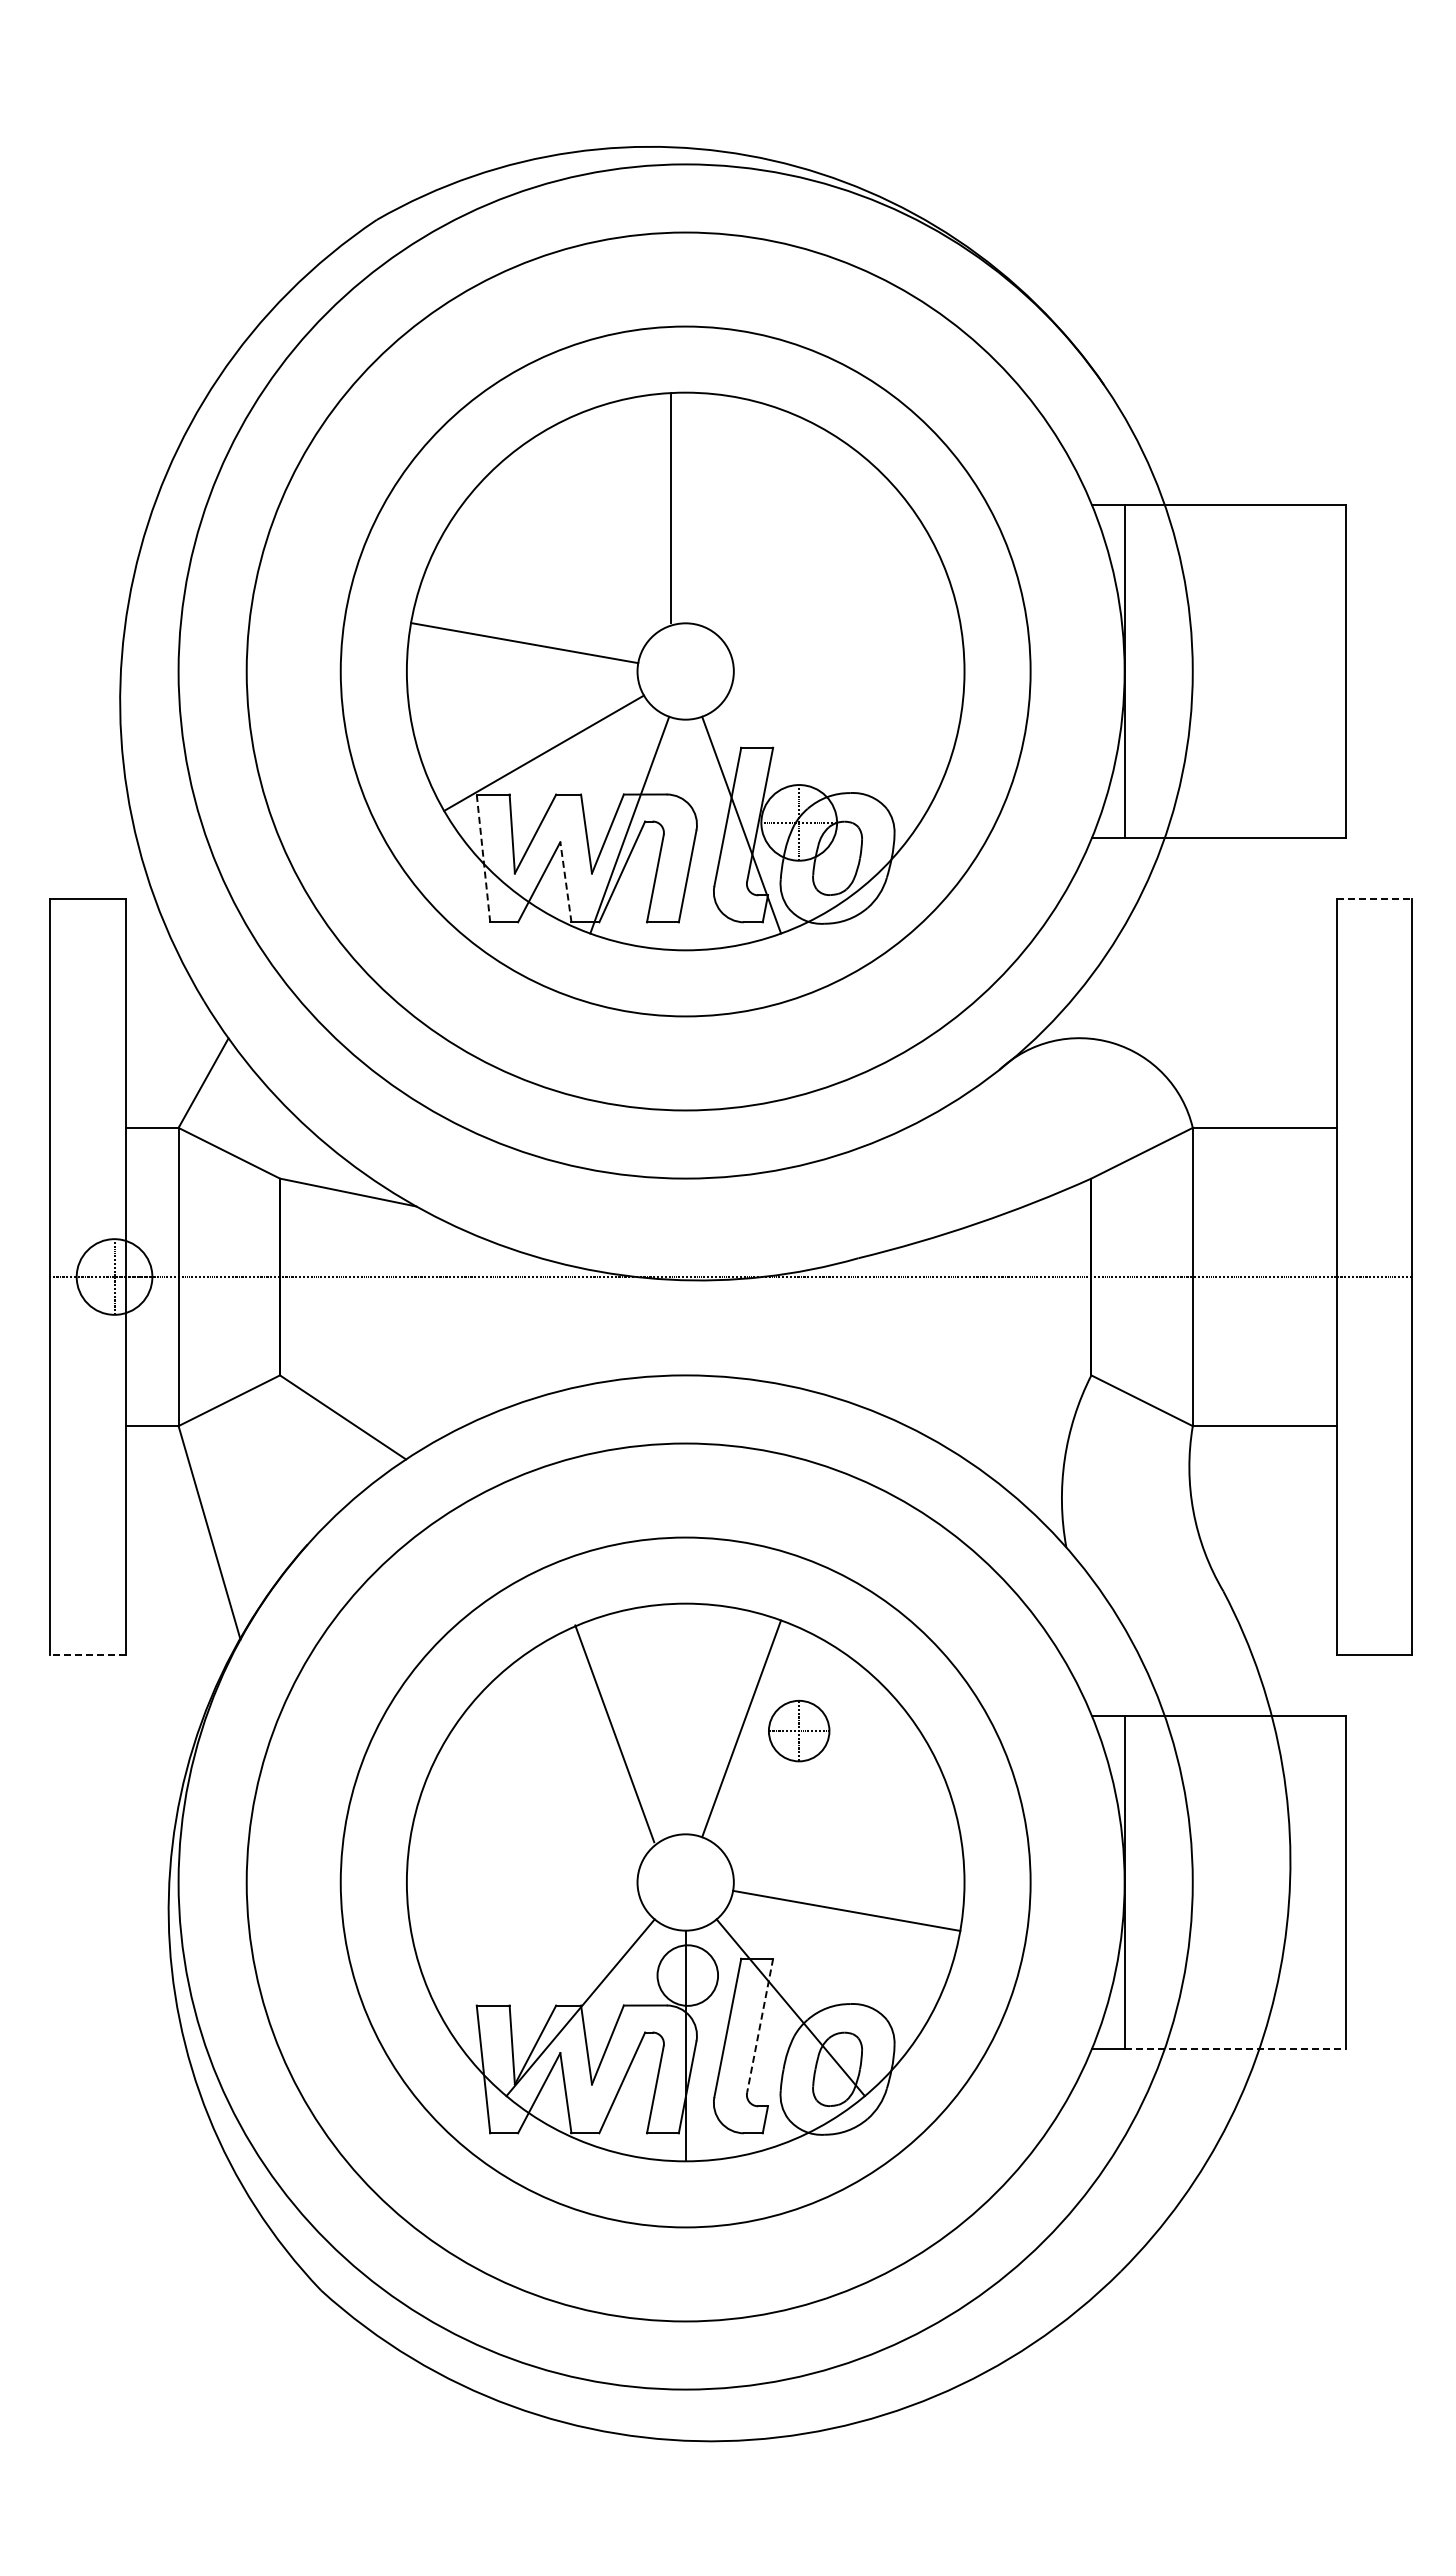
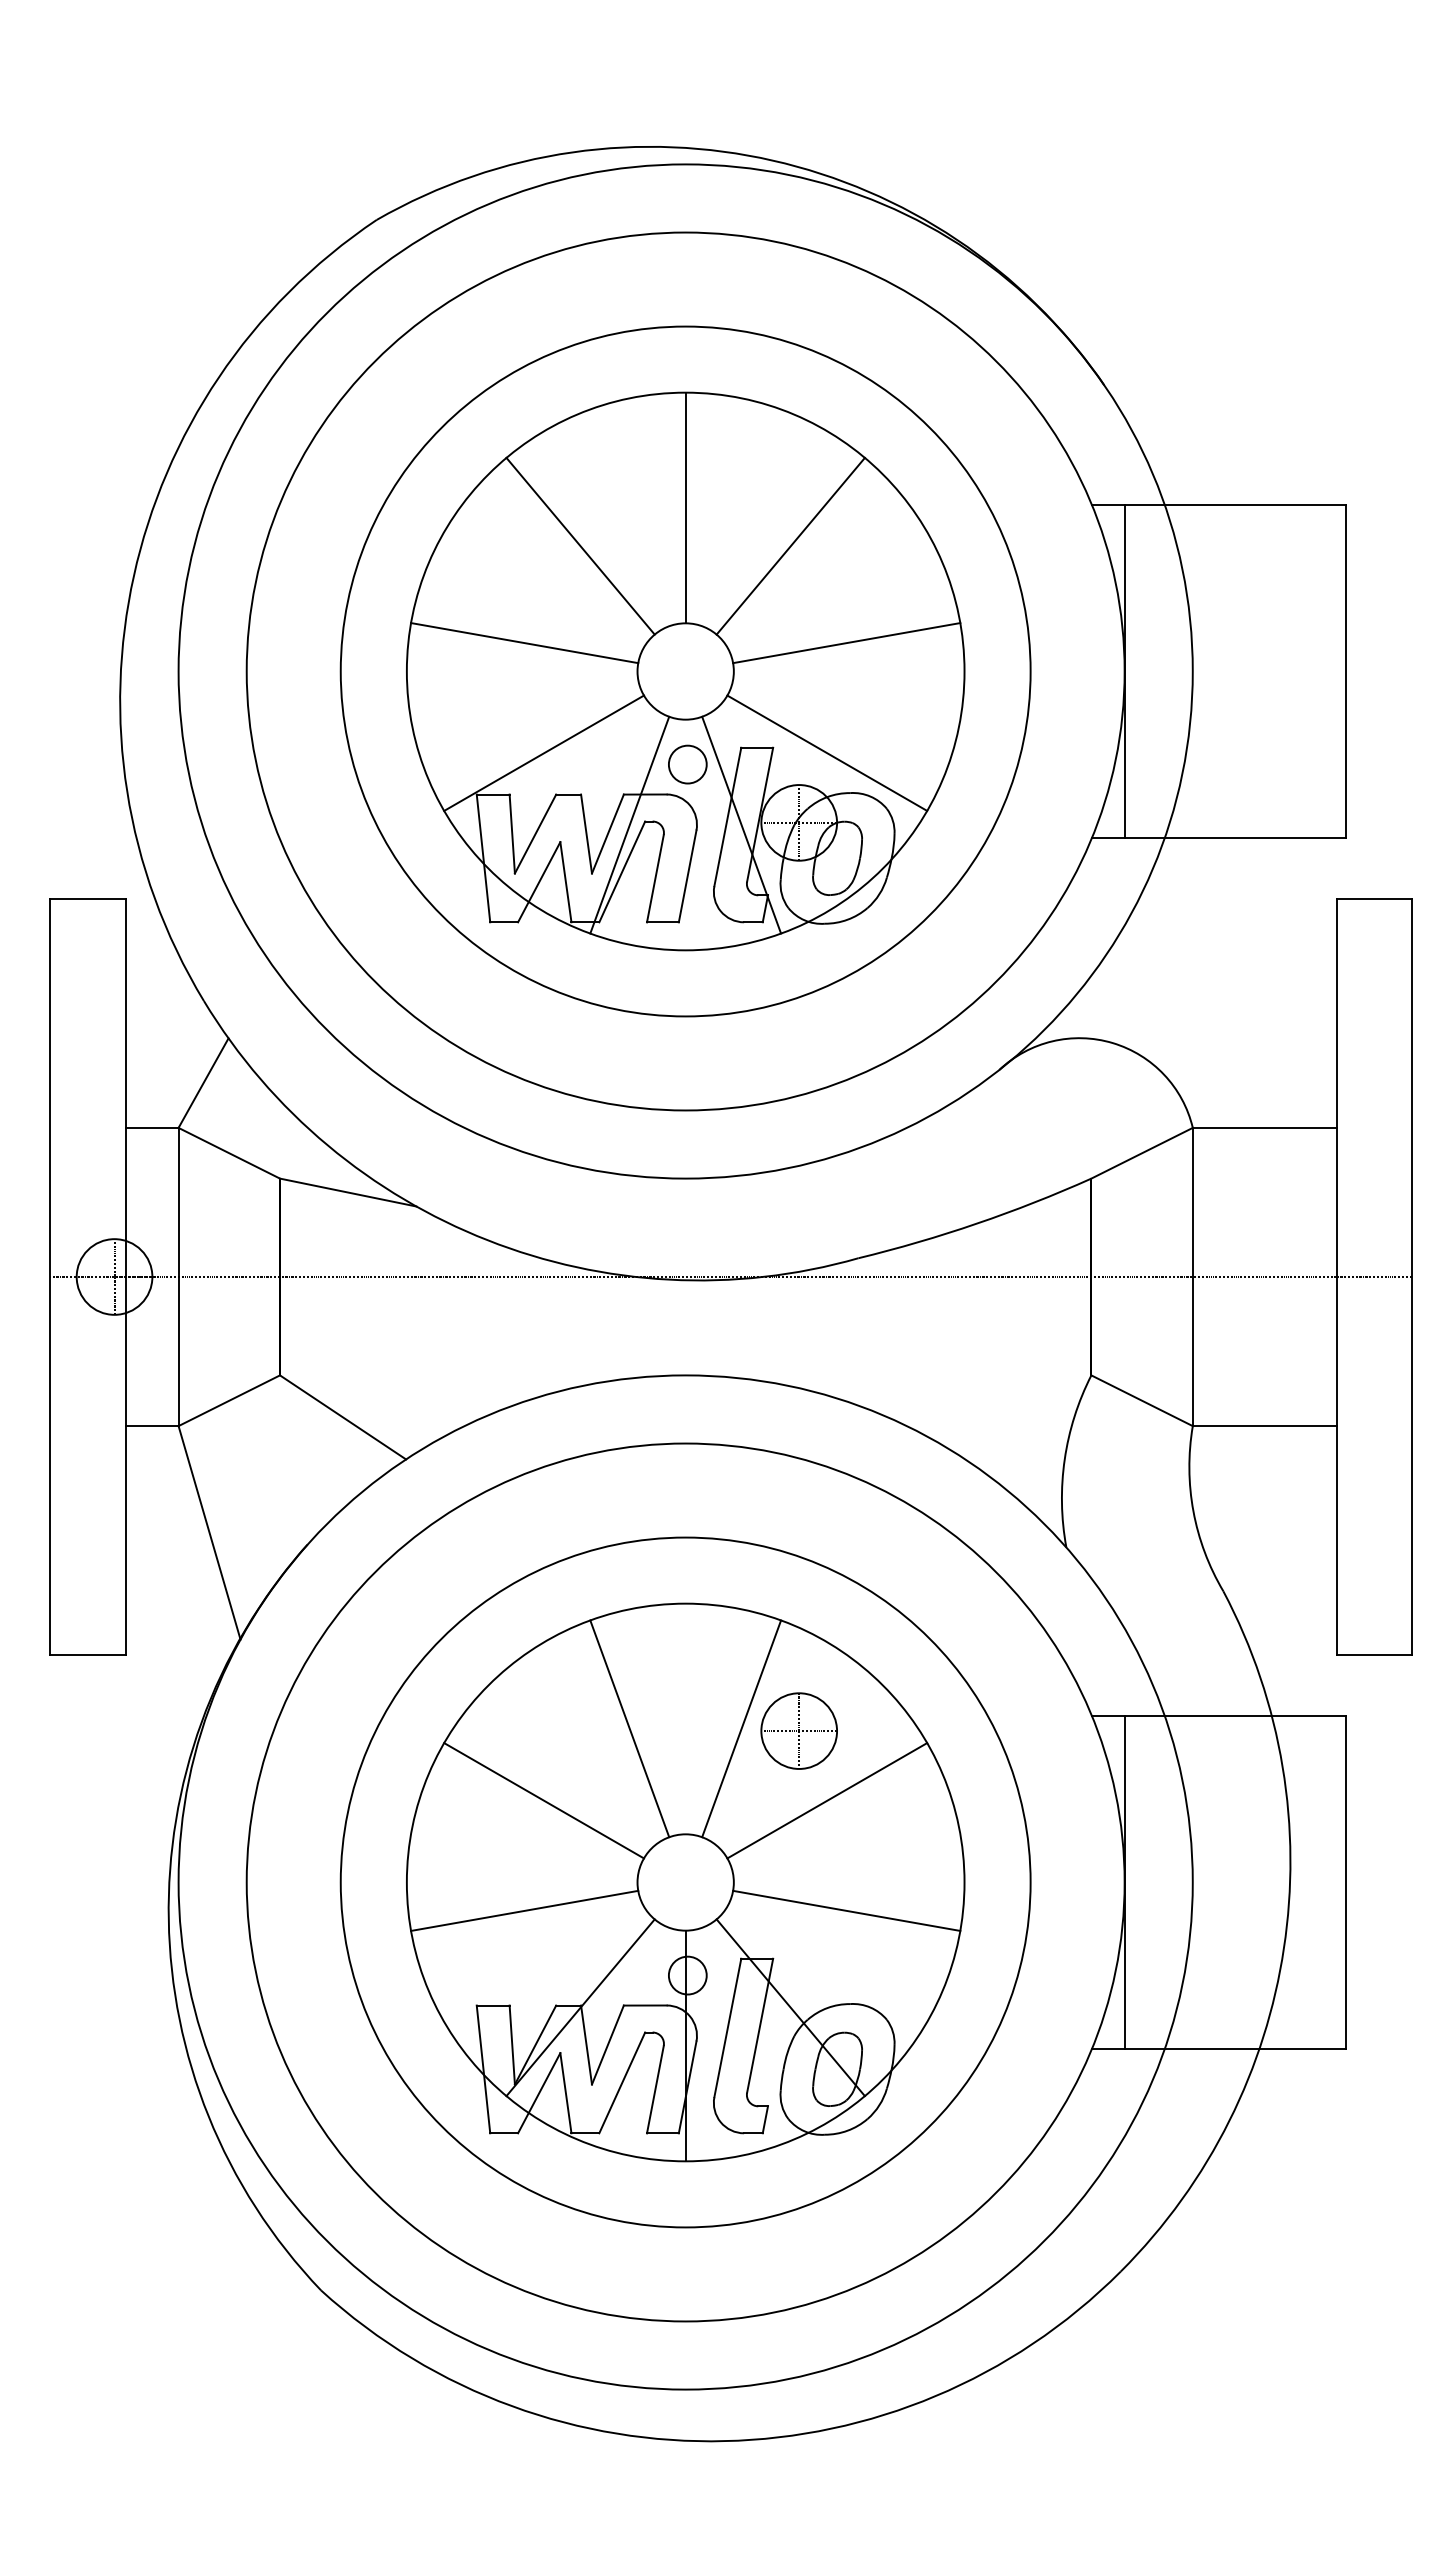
line position: (670, 507) -> (685, 507) (685, 507)
line: none -> present (580, 545)
line: none -> present (790, 545)
line: none -> present (846, 643)
line: none -> present (827, 752)
circle: none -> present (687, 764)
line: dashed -> solid (483, 857)
line: dashed -> solid (565, 881)
line: dashed -> solid (1374, 898)
line: dashed -> solid (87, 1655)
part size: 63x64 px -> 78x78 px (798, 1730)
line position: (614, 1733) -> (629, 1728) (629, 1728)
line: none -> present (543, 1800)
line: none -> present (827, 1800)
line: none -> present (524, 1910)
circle diameter: 61 px -> 38 px (687, 1975)
line: dashed -> solid (760, 2026)
line: dashed -> solid (1235, 2048)
